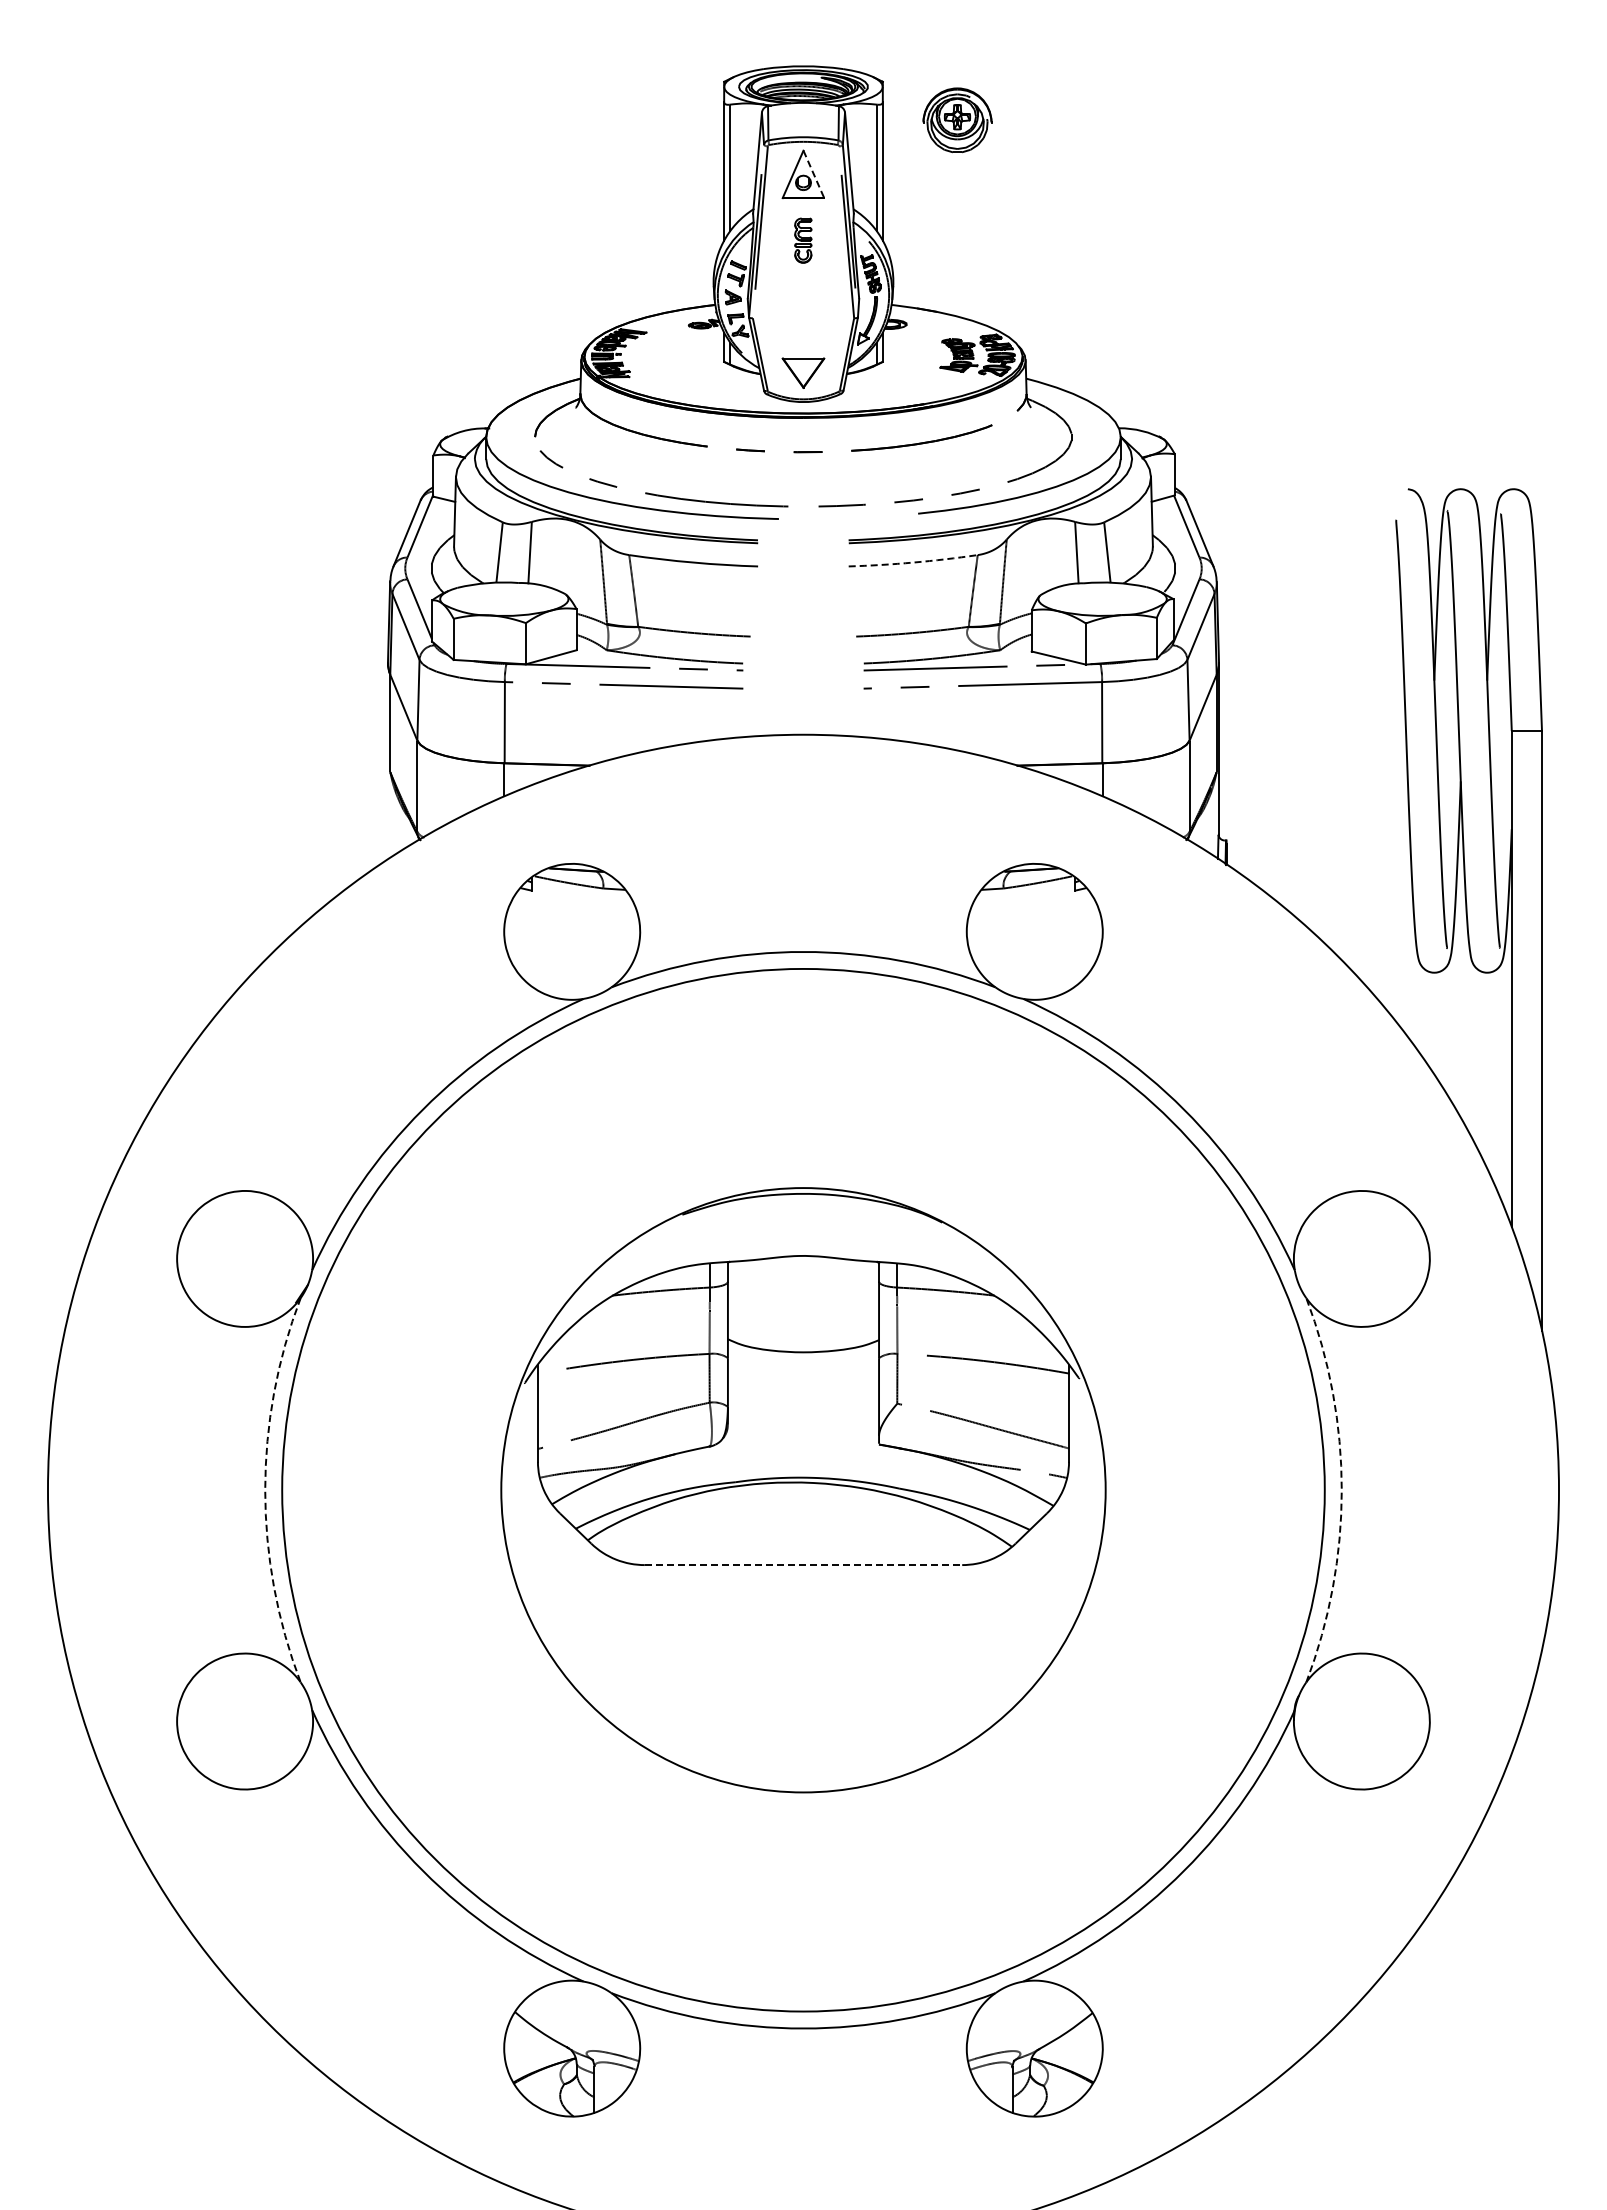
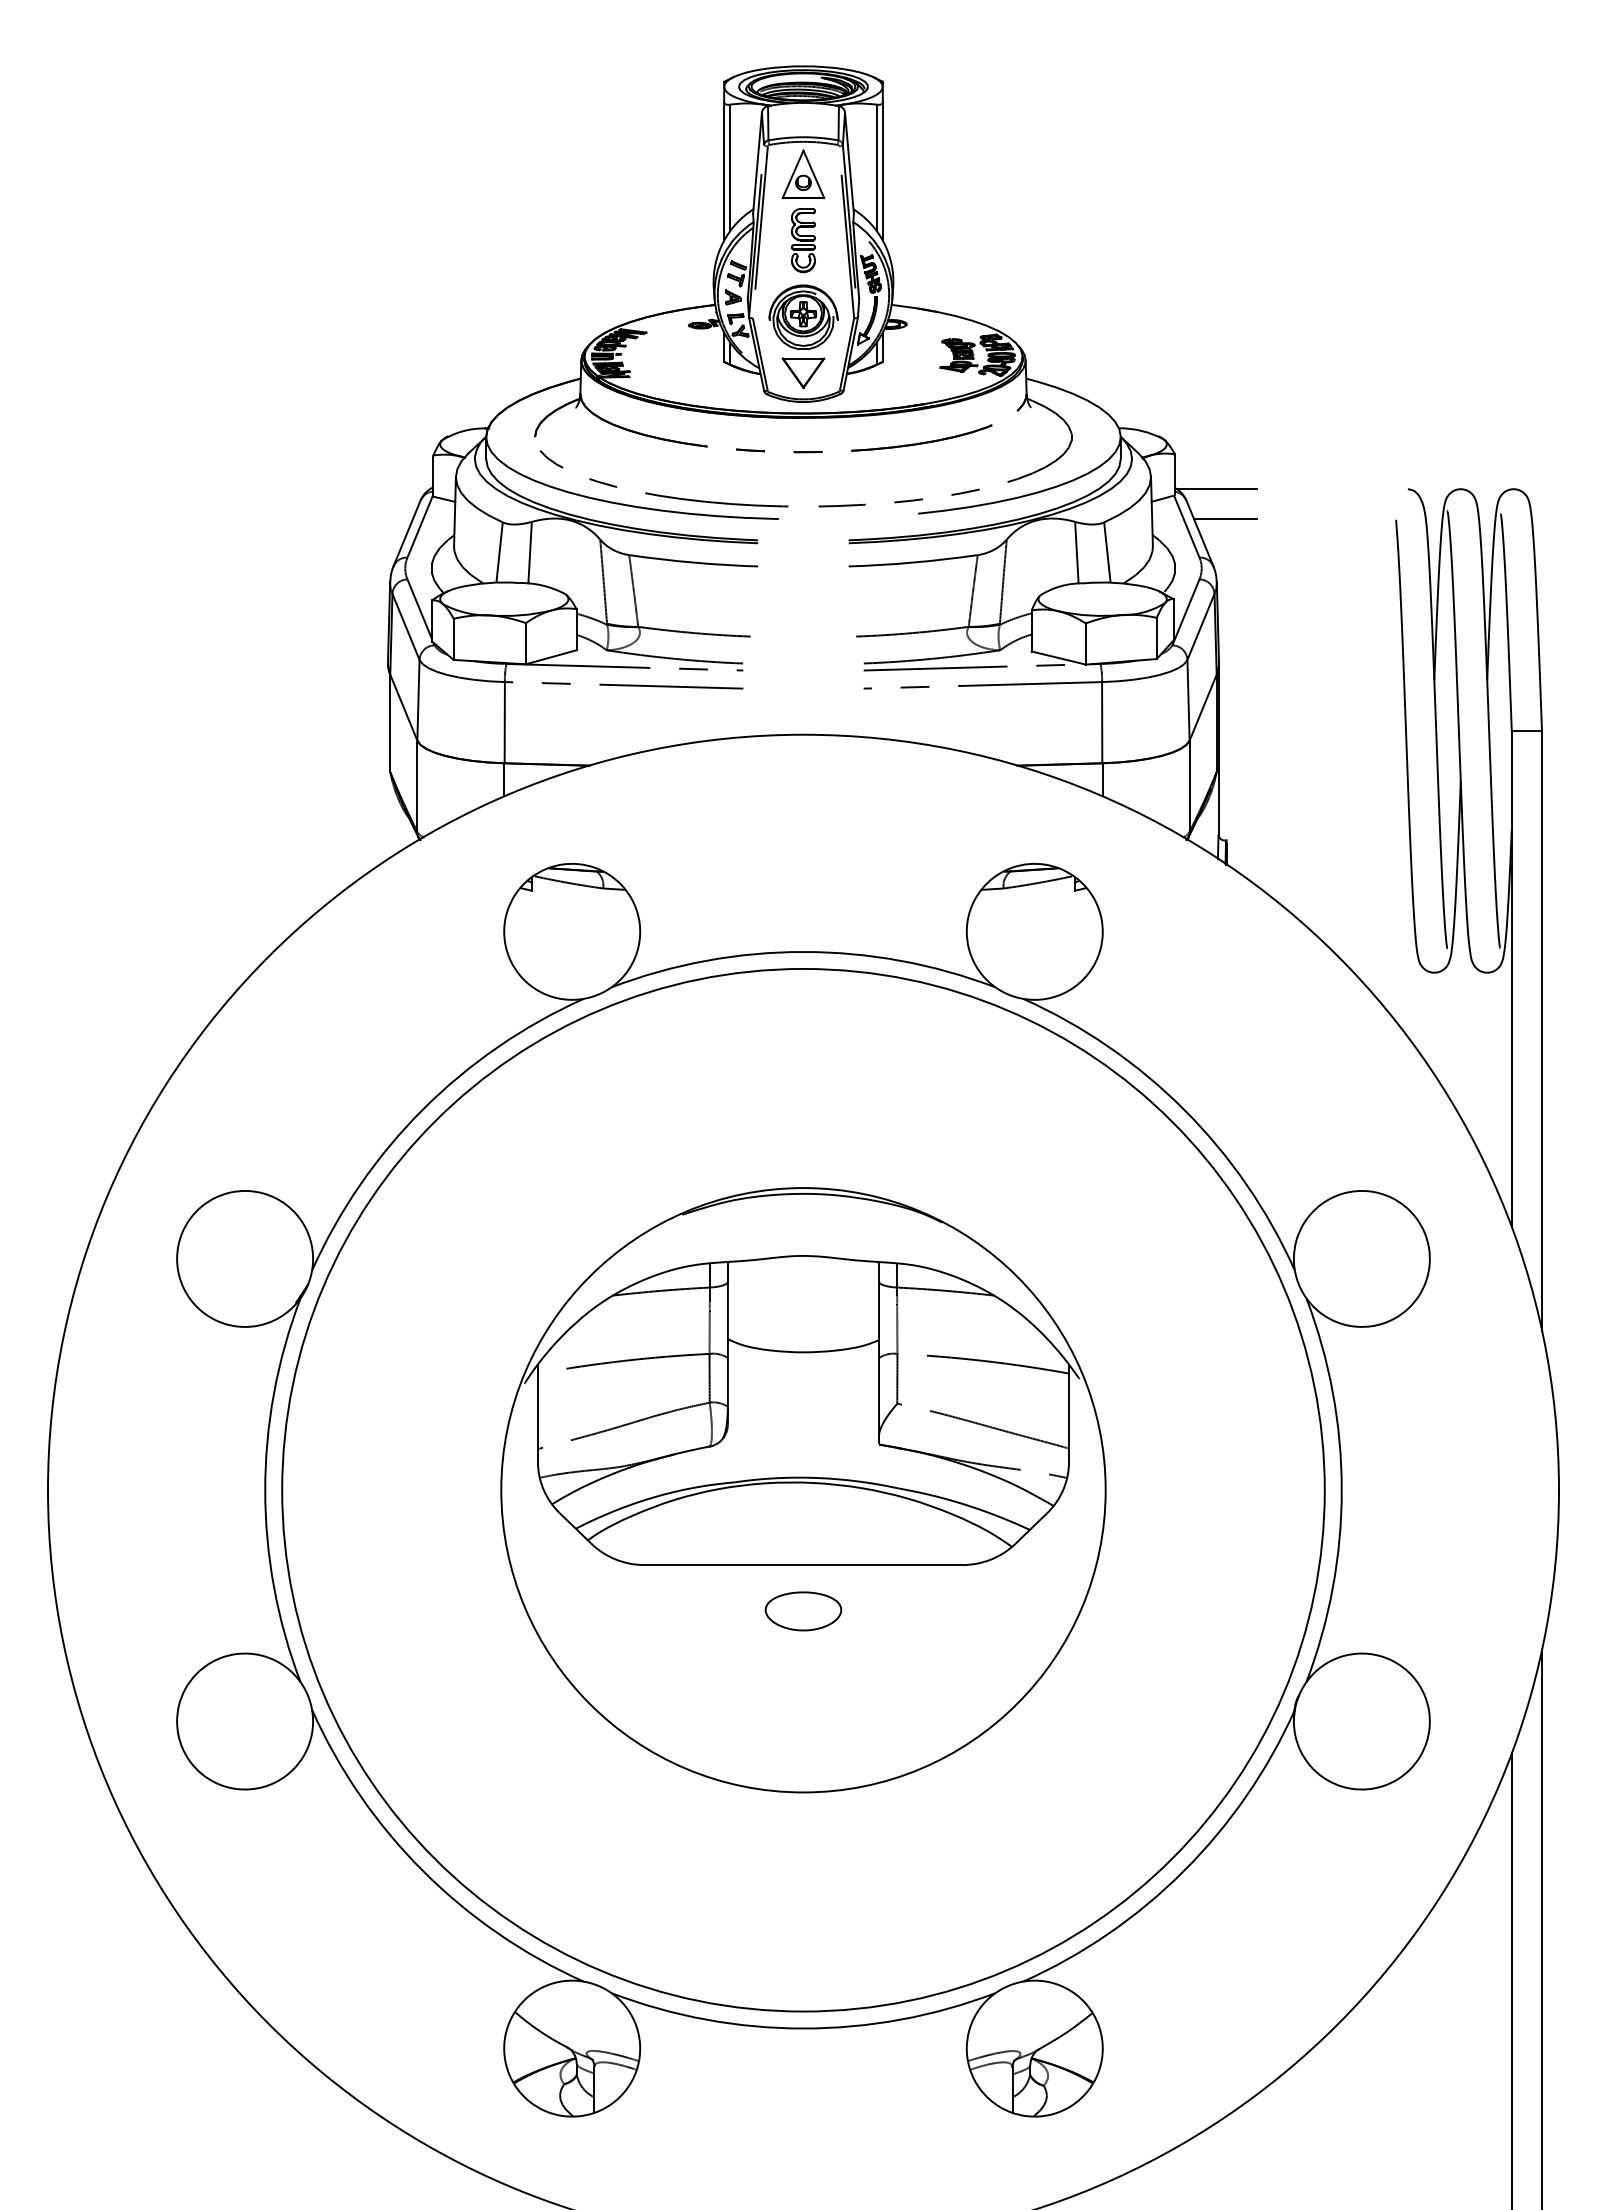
part position: (957, 120) -> (803, 317) (803, 317)
line: dashed -> solid (813, 174)
part size: 19x47 px -> 26x66 px (802, 240)
line: none -> present (1216, 489)
line: none -> present (1225, 519)
arc: dashed -> solid (913, 562)
arc: dashed -> solid (265, 1490)
arc: dashed -> solid (1341, 1490)
line: dashed -> solid (803, 1565)
part: none -> present (803, 1611)
line: none -> present (1541, 1927)
line: none -> present (1511, 1979)
